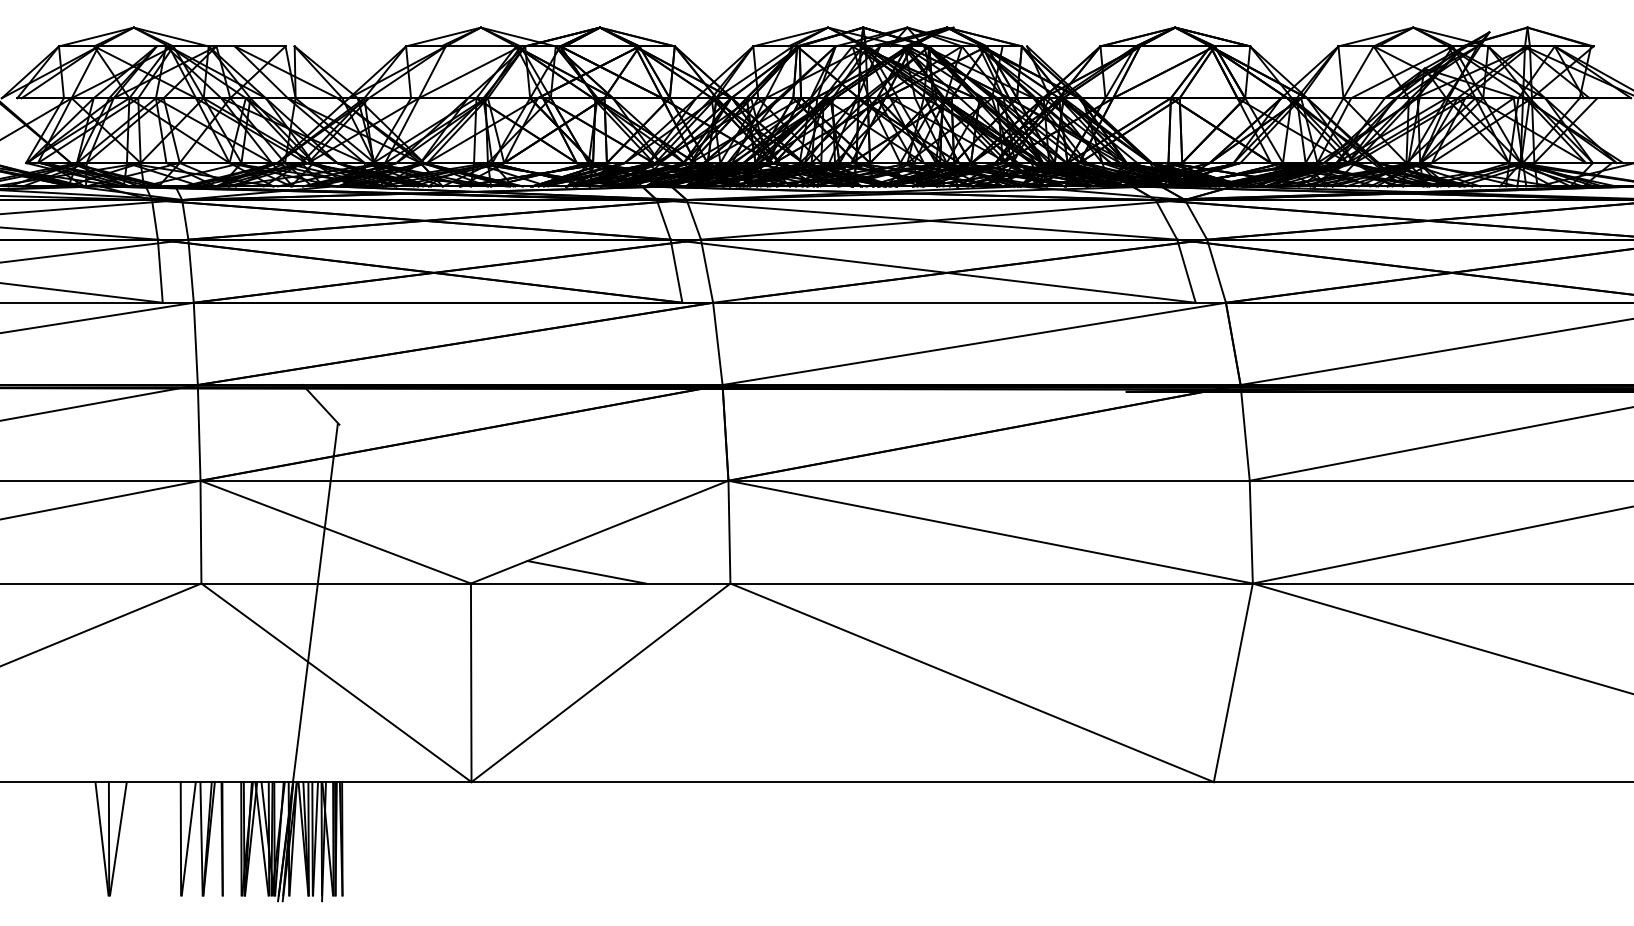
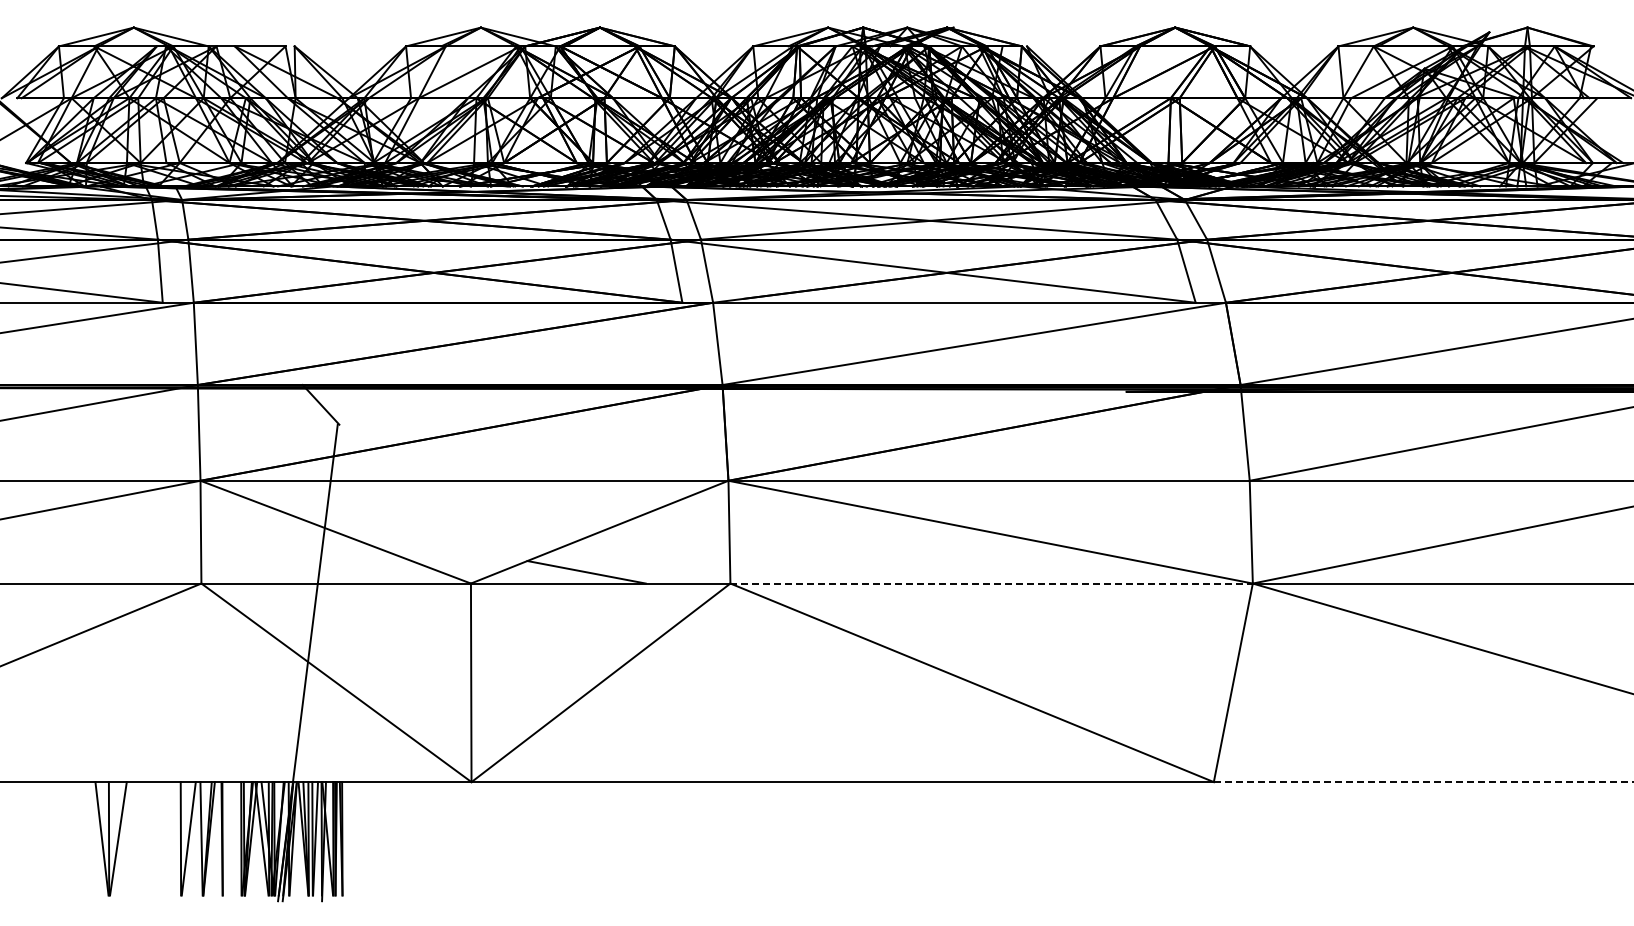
line: solid -> dashed (992, 583)
line: solid -> dashed (1423, 782)
